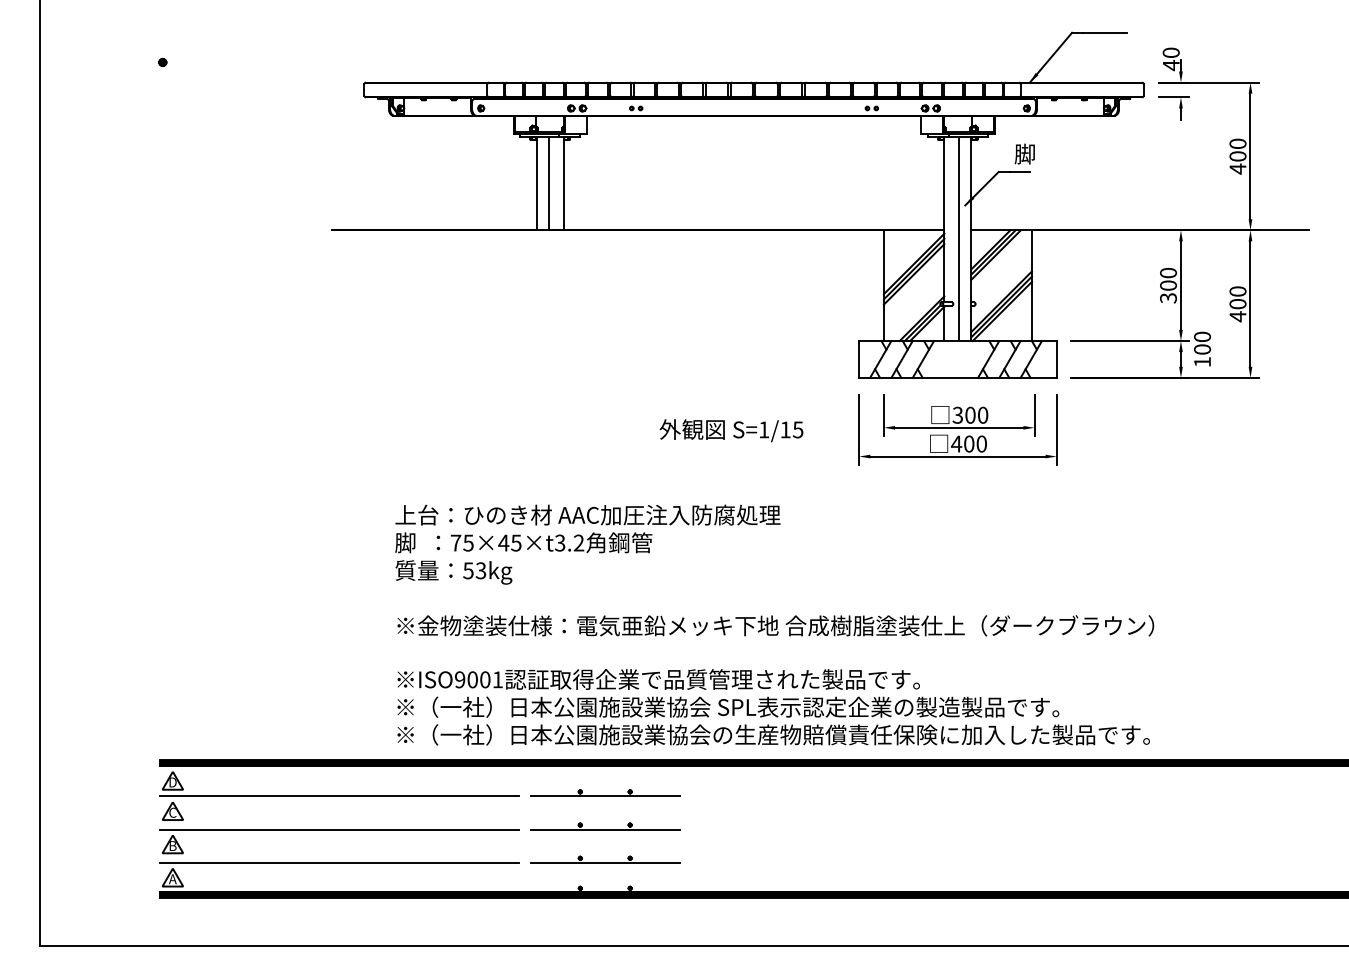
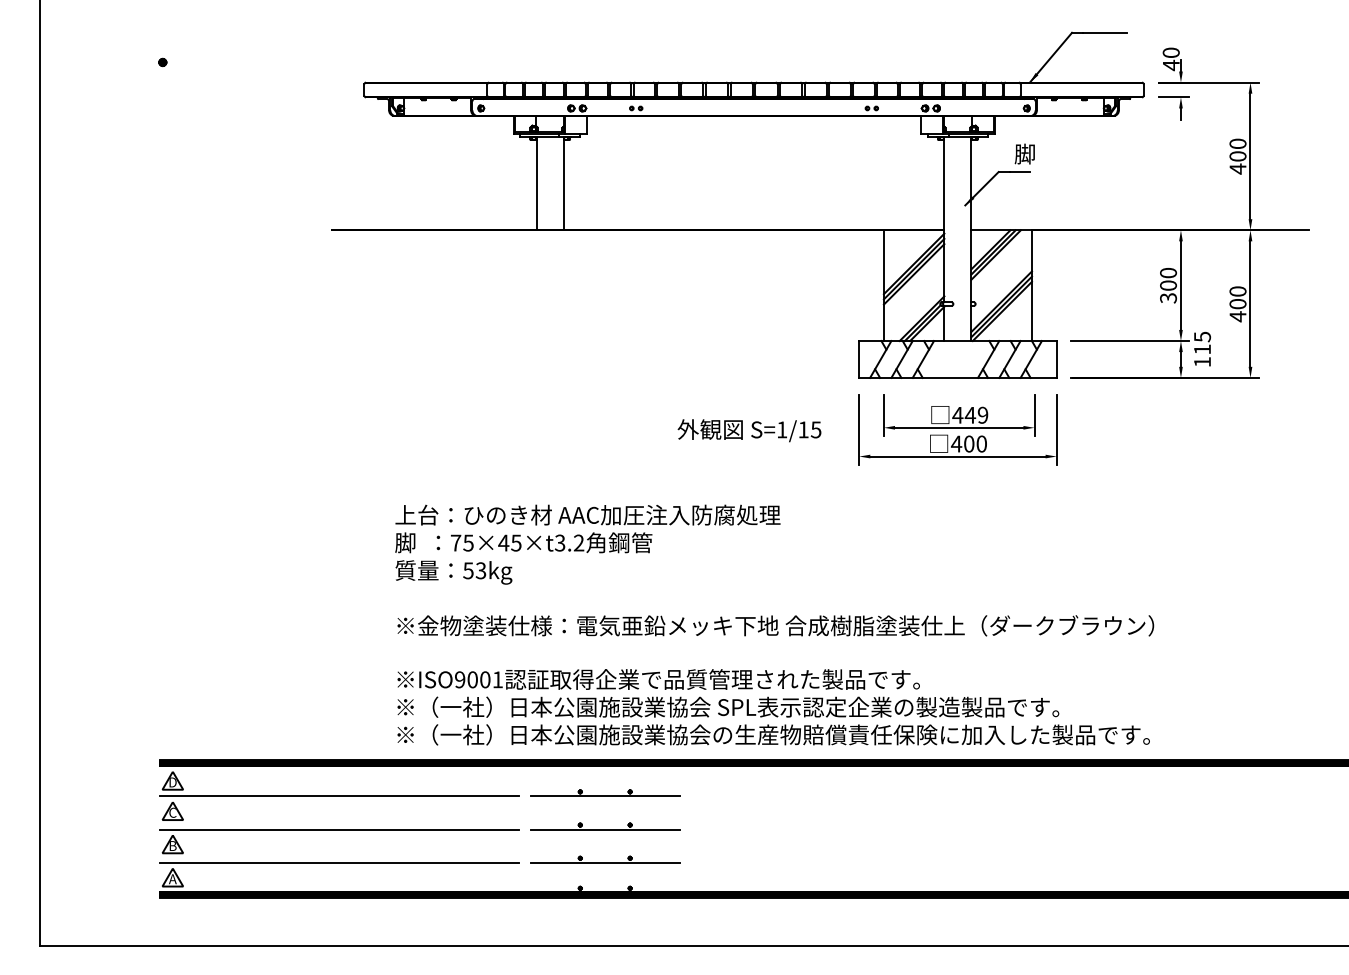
line: present -> none (548, 183)
line: present -> none (959, 238)
text: 100 -> 115 (1202, 342)
text: 300 -> 449 (970, 414)
text position: (731, 430) -> (749, 430) (749, 430)
